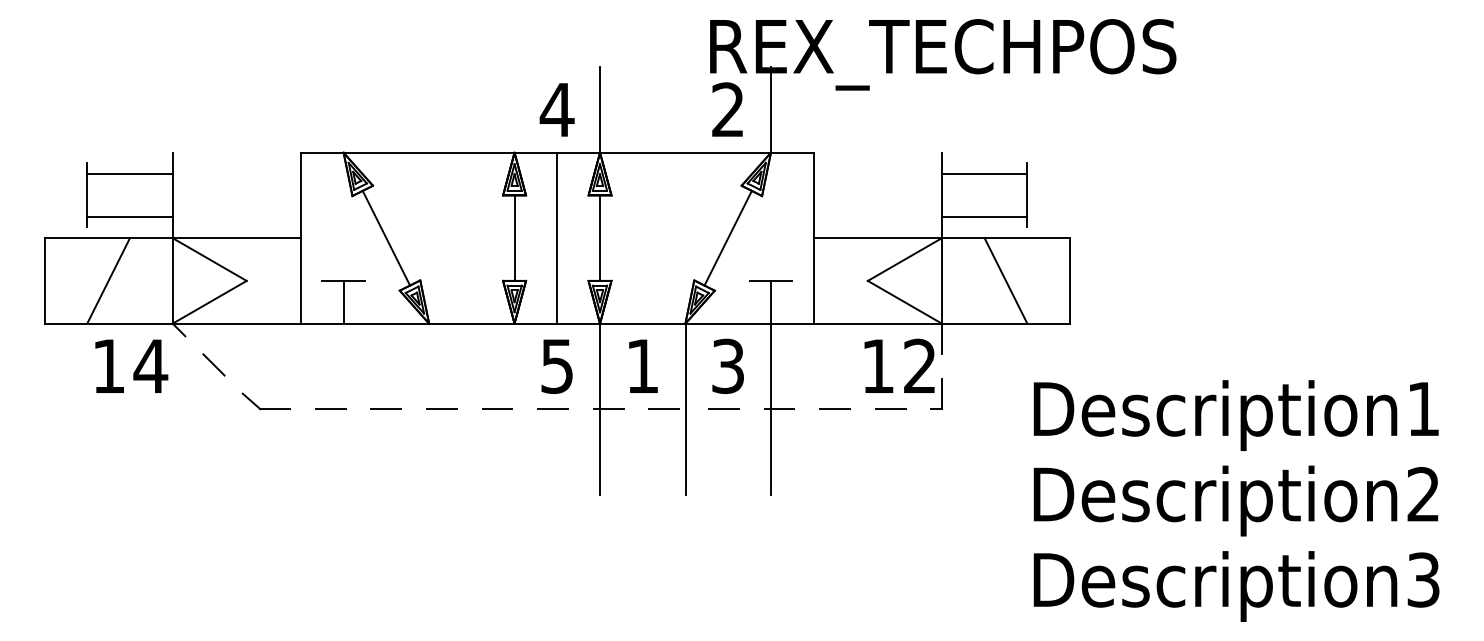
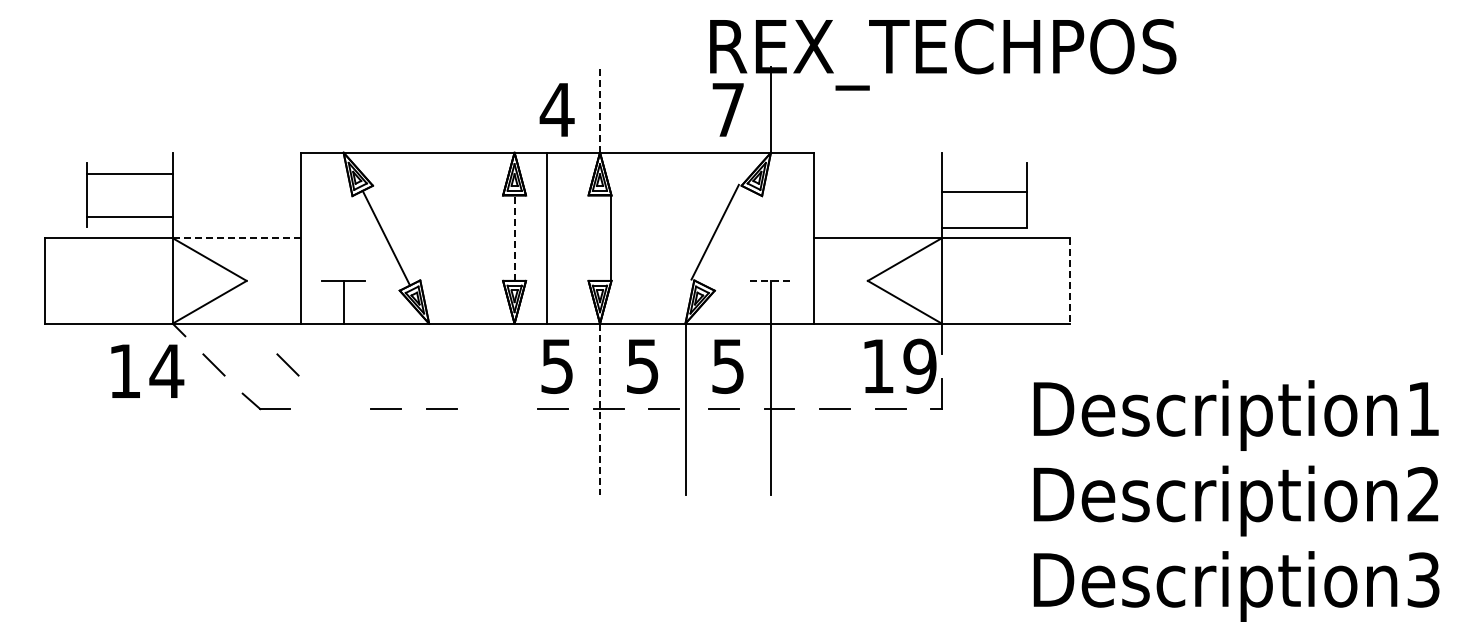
line: solid -> dashed (600, 109)
text: 2 -> 7 (727, 109)
line position: (984, 174) -> (984, 192) (984, 192)
line position: (984, 216) -> (984, 227) (984, 227)
line position: (557, 237) -> (547, 237) (547, 237)
line position: (600, 237) -> (611, 237) (611, 237)
line position: (727, 237) -> (714, 231) (714, 231)
line: solid -> dashed (237, 238)
line: solid -> dashed (514, 238)
line: present -> none (108, 280)
line: solid -> dashed (771, 280)
line: present -> none (1005, 280)
line: solid -> dashed (1070, 280)
line: none -> present (287, 364)
text position: (131, 365) -> (147, 370) (147, 370)
text: 3 -> 5 (727, 365)
text: 12 -> 19 (919, 365)
text: 1 -> 5 (642, 366)
line: present -> none (497, 408)
line: present -> none (330, 409)
line: solid -> dashed (600, 409)
